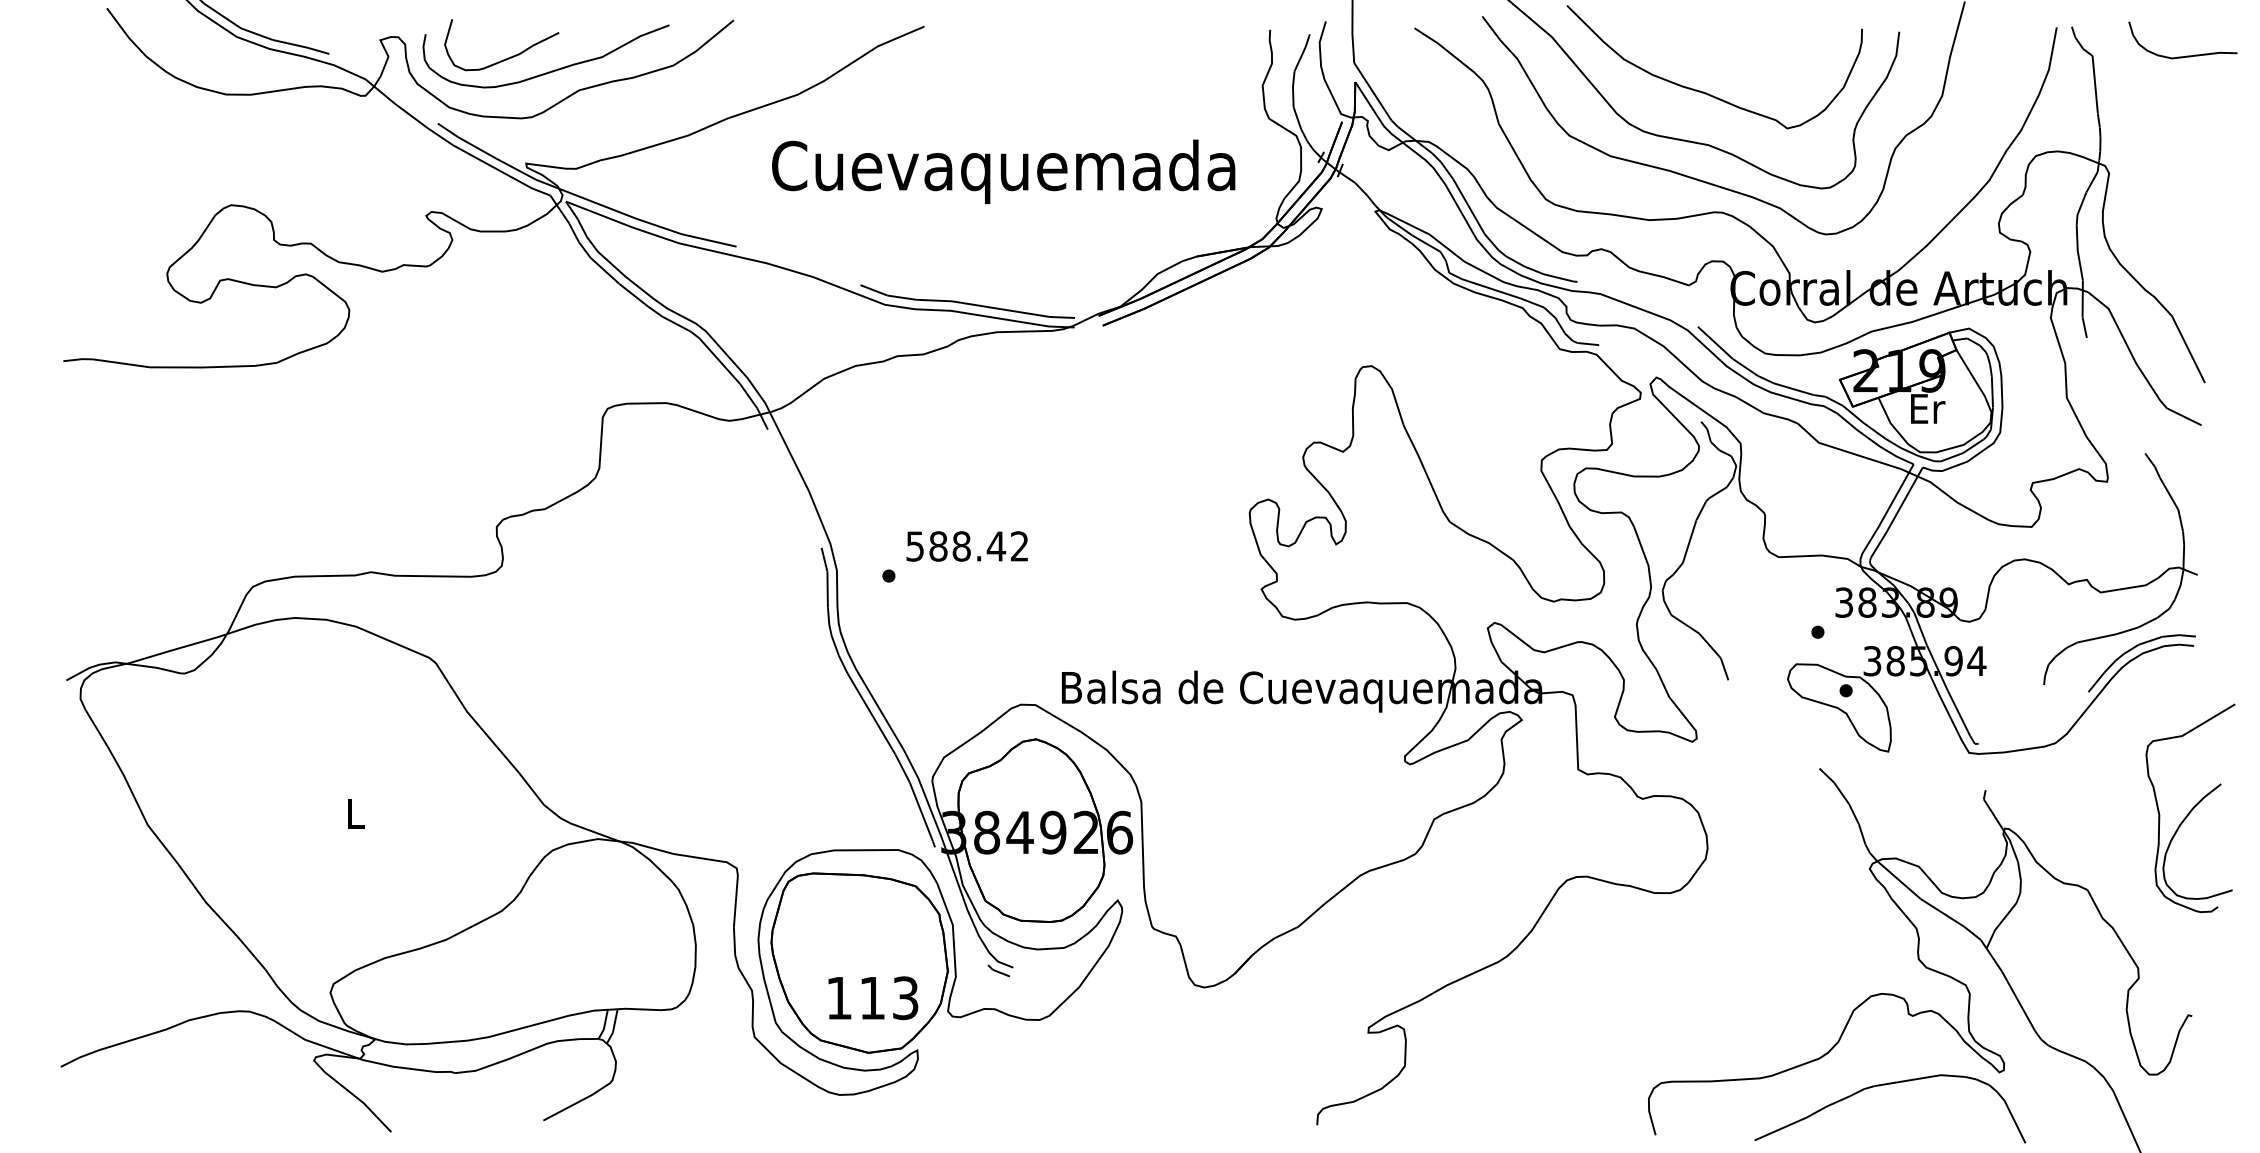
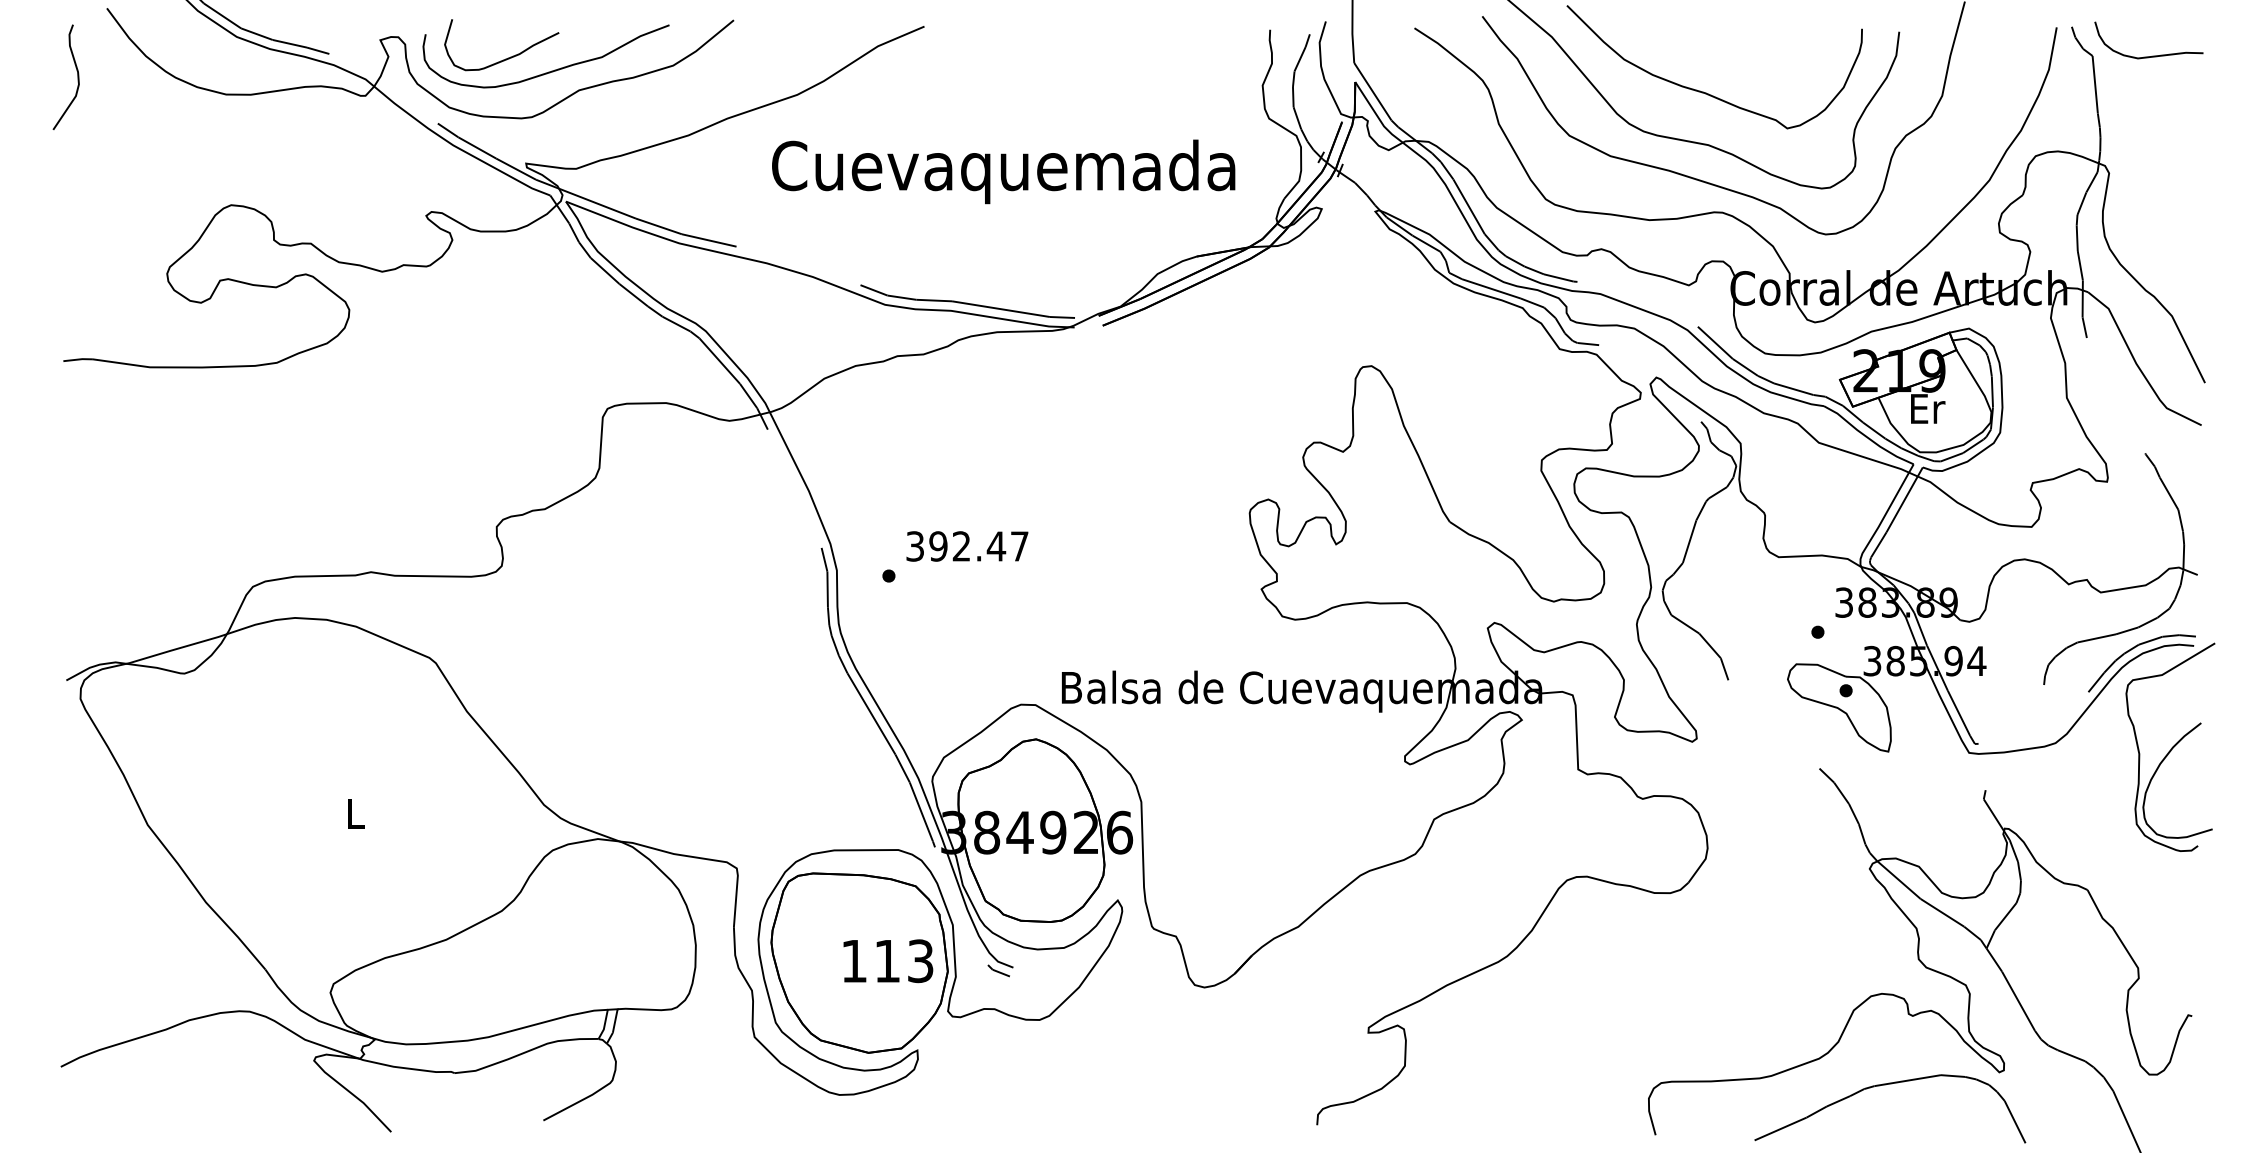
curve position: (2186, 55) -> (2152, 55) (2152, 55)
curve: none -> present (77, 76)
text: 588.42 -> 392.47 (967, 546)
part position: (2190, 807) -> (2170, 746) (2170, 746)
text position: (873, 998) -> (888, 961) (888, 961)
